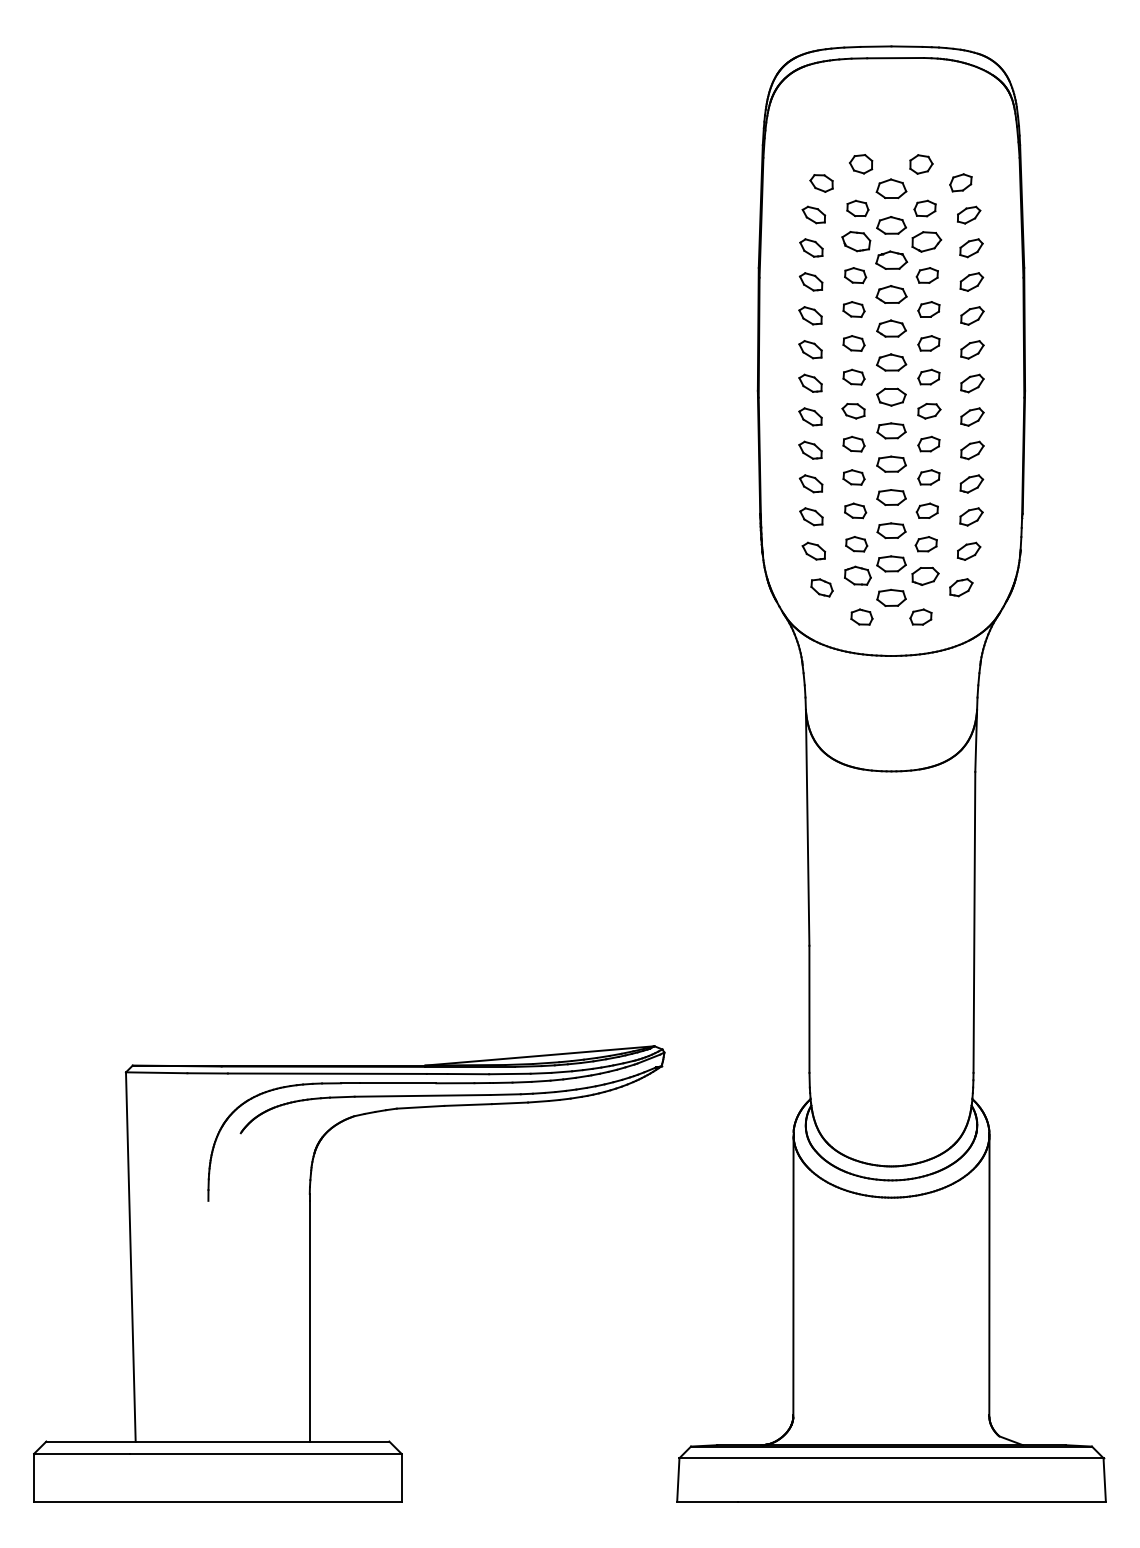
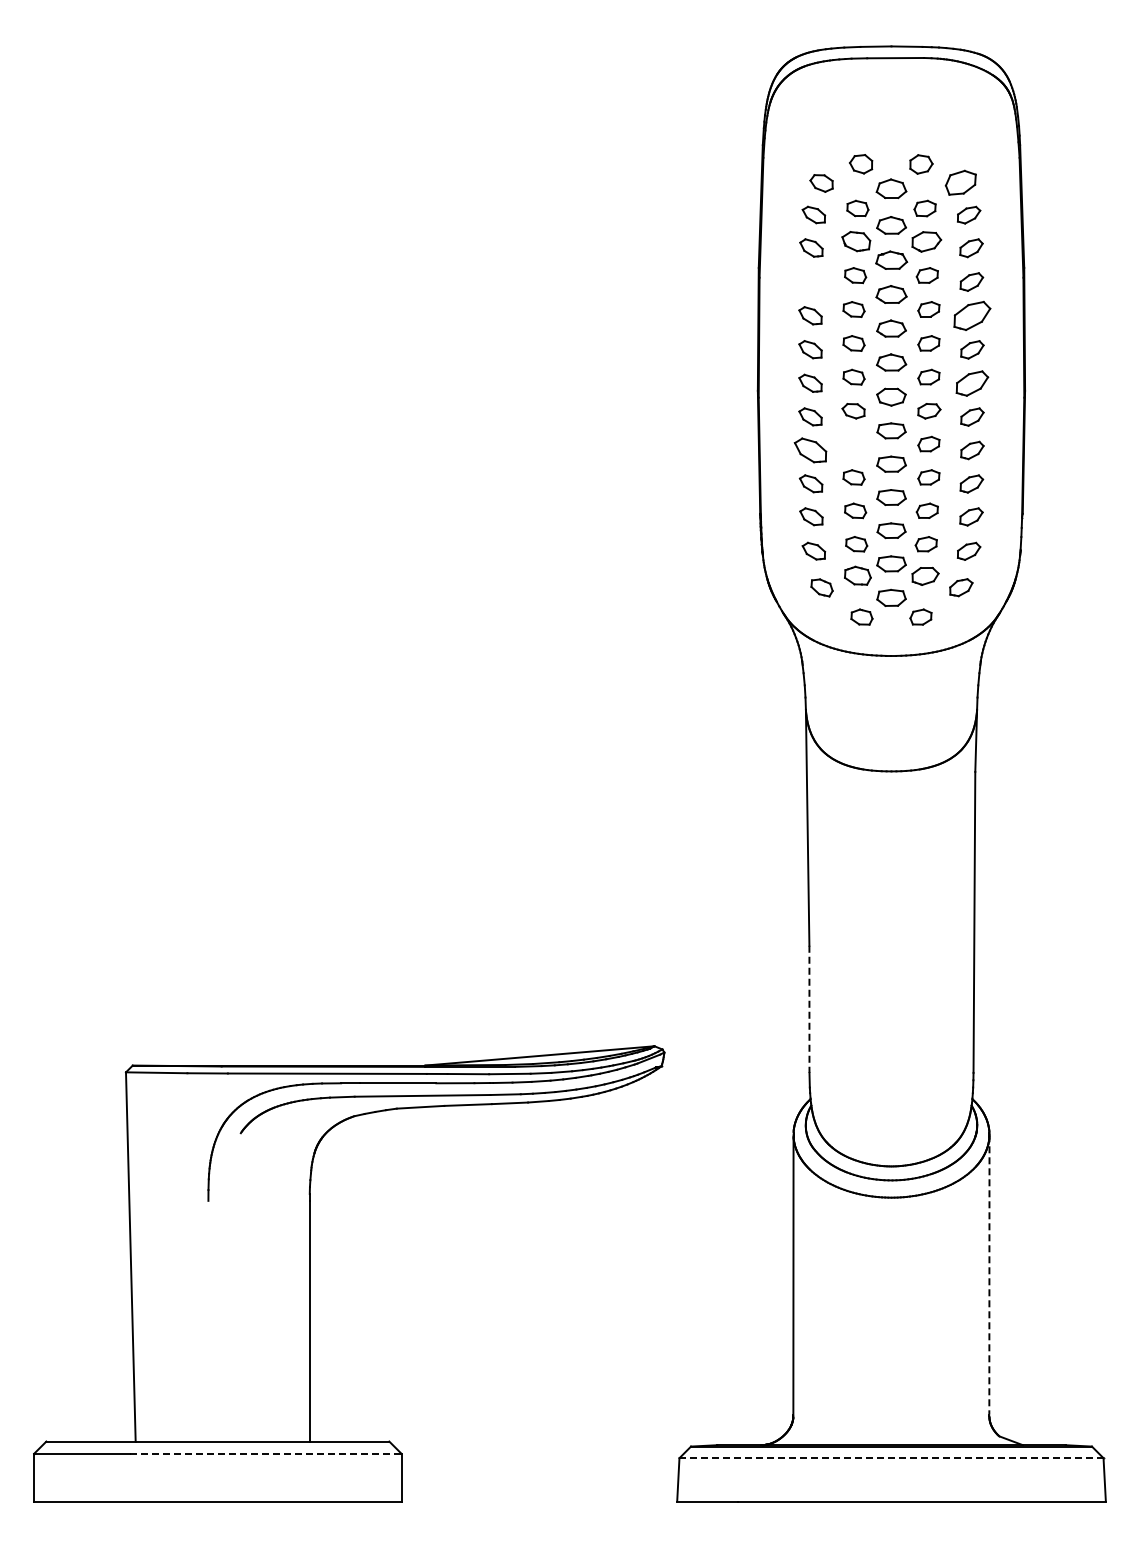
part size: 24x20 px -> 33x27 px (960, 182)
part: present -> none (810, 281)
part size: 25x20 px -> 39x31 px (972, 315)
part size: 25x21 px -> 35x27 px (972, 383)
part: present -> none (853, 443)
part size: 25x20 px -> 35x27 px (810, 450)
line: solid -> dashed (809, 1009)
line: solid -> dashed (989, 1274)
line: solid -> dashed (265, 1453)
line: solid -> dashed (891, 1458)
